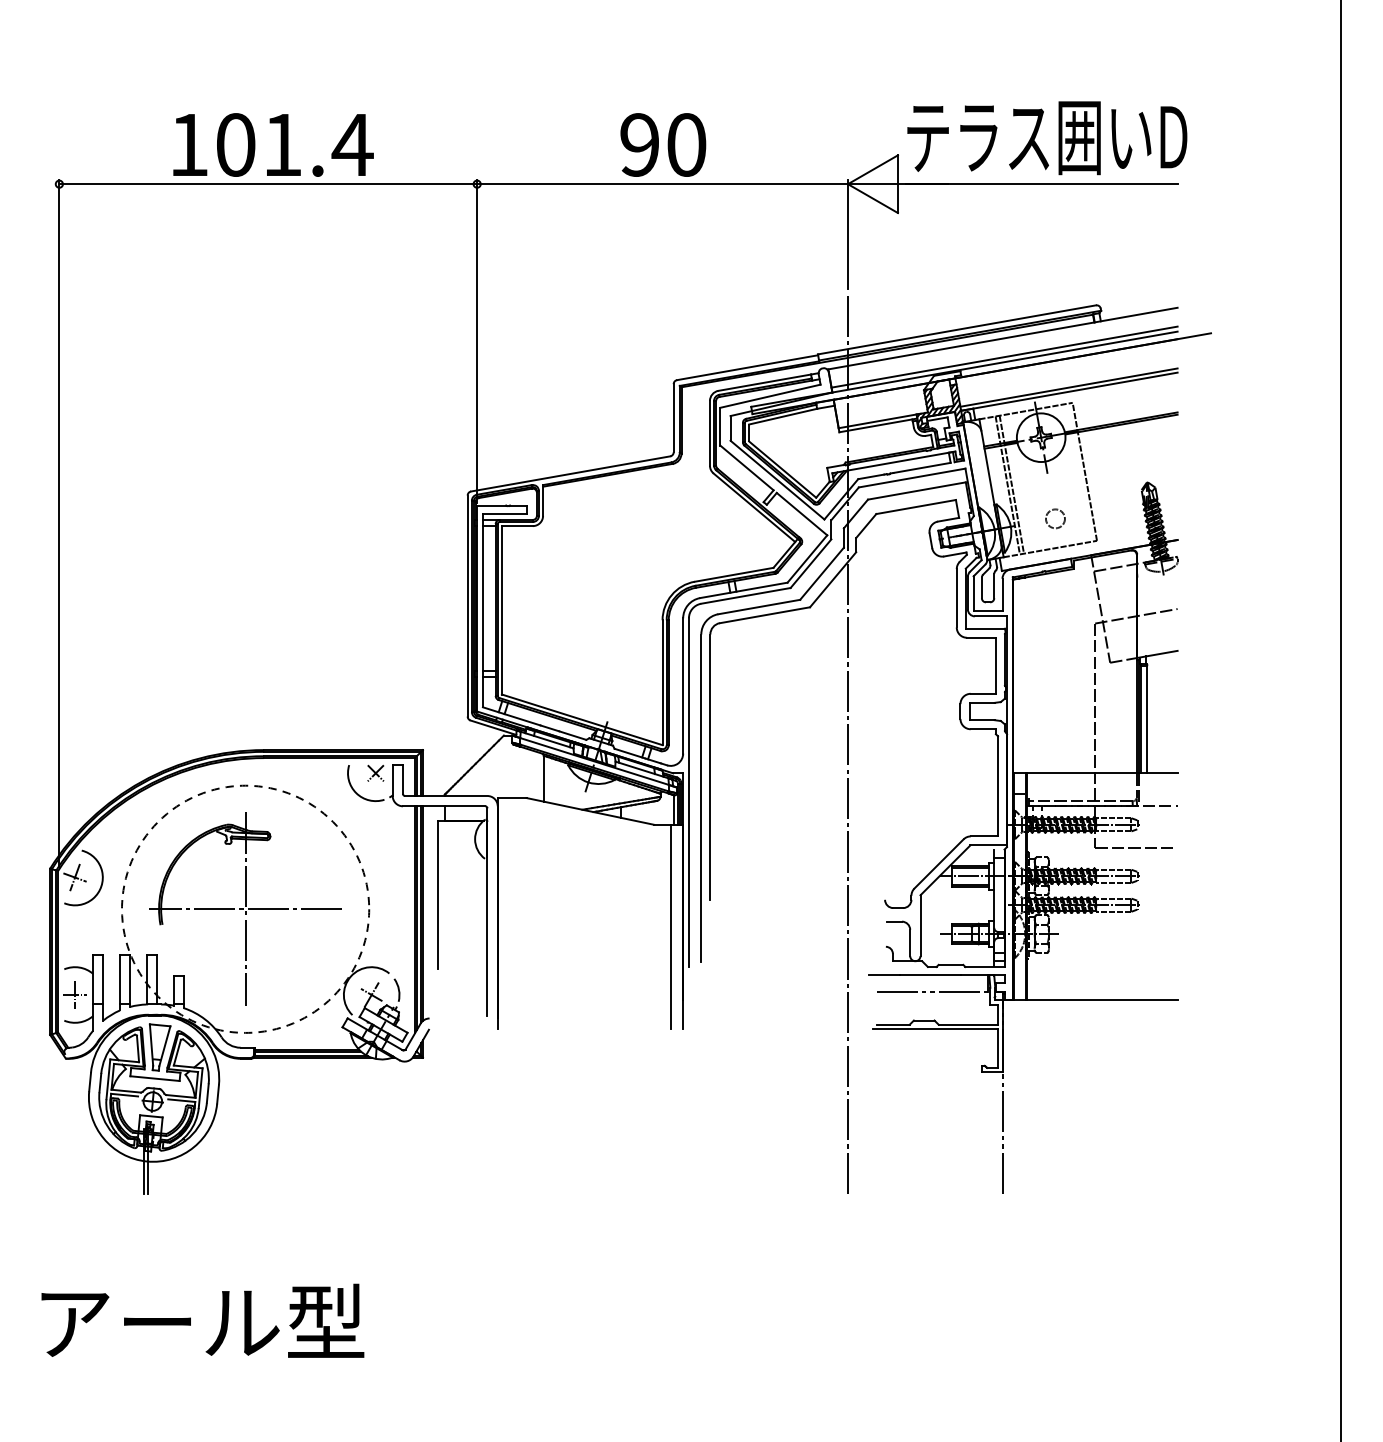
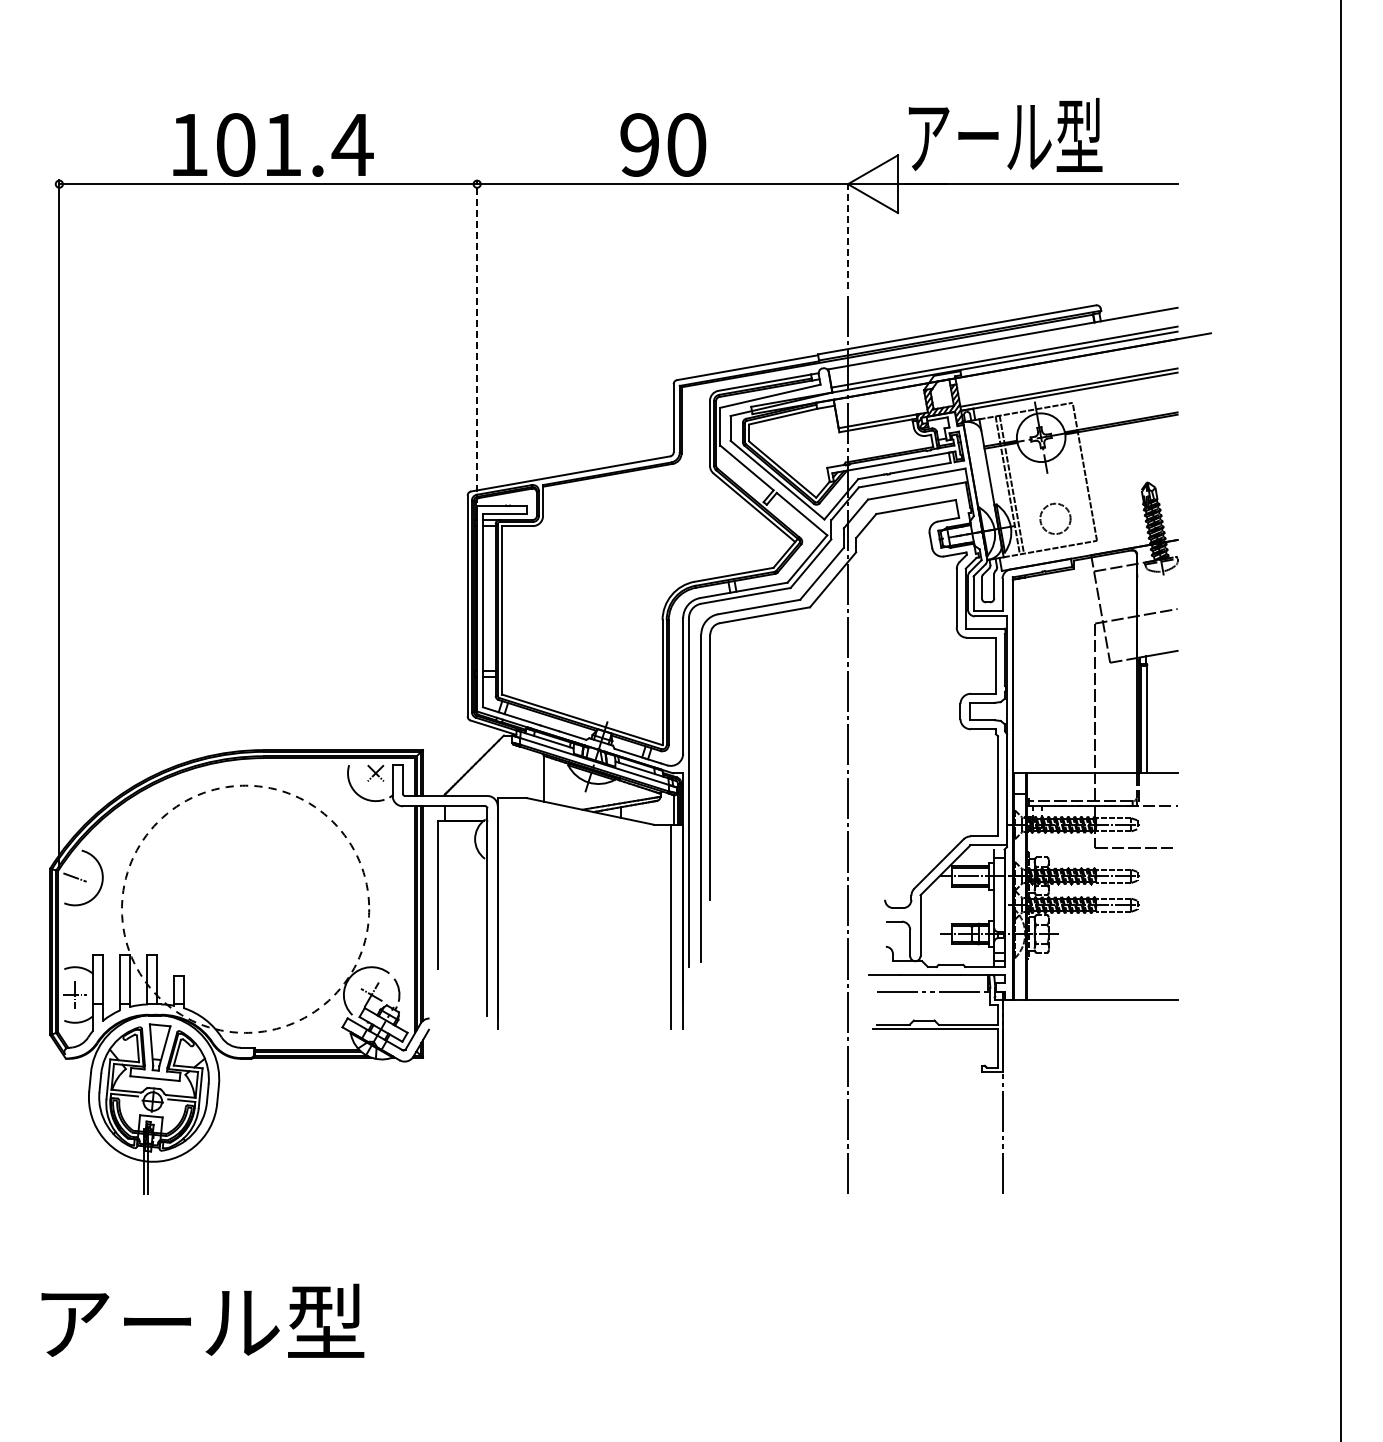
text: テラス囲いD -> アール型 (1047, 136)
line: solid -> dashed (847, 234)
line: solid -> dashed (477, 340)
circle diameter: 19 px -> 30 px (1055, 518)
line: present -> none (74, 877)
part: present -> none (245, 908)
